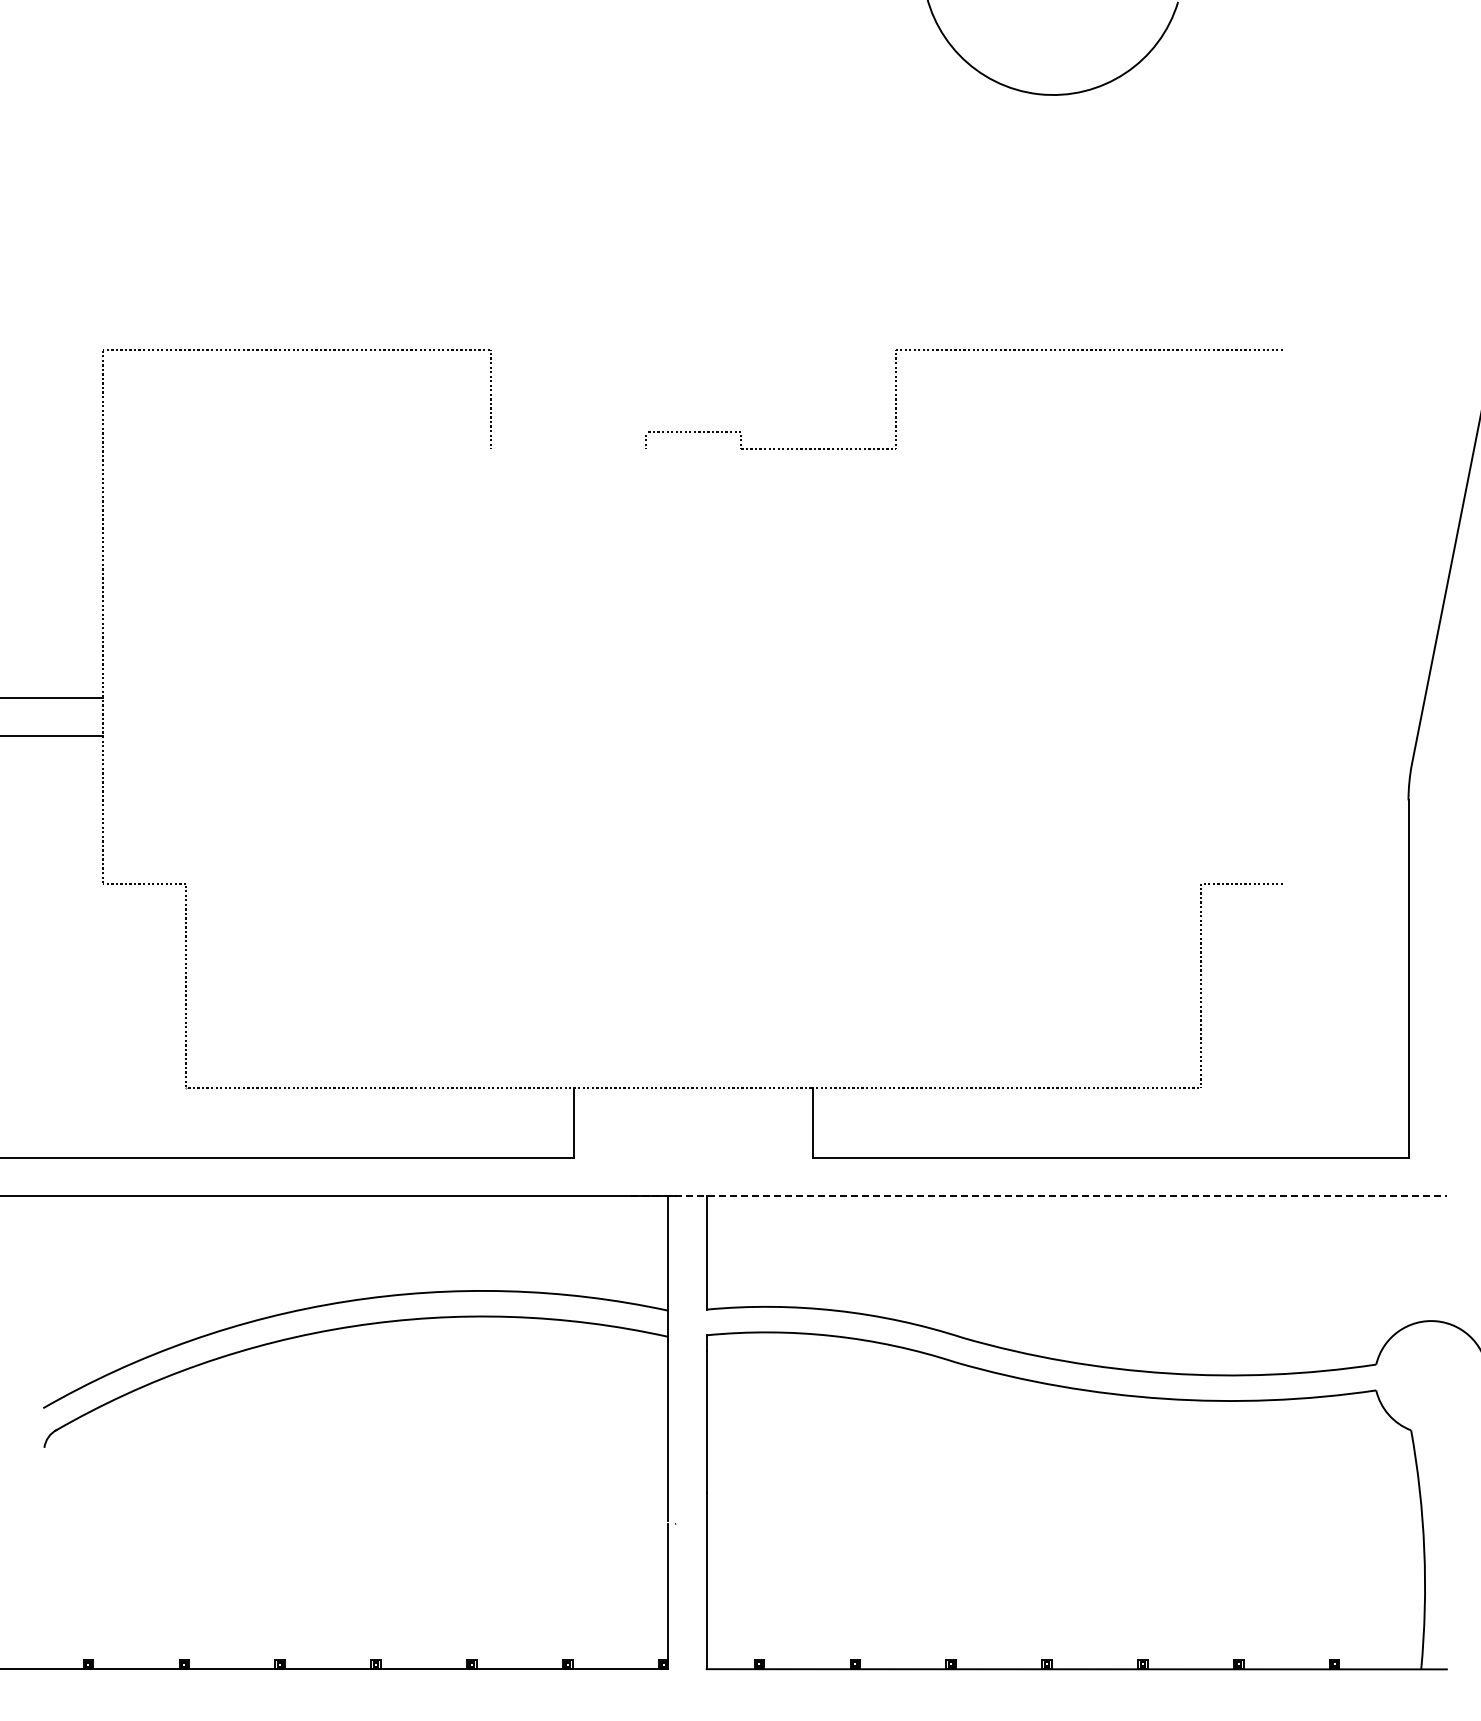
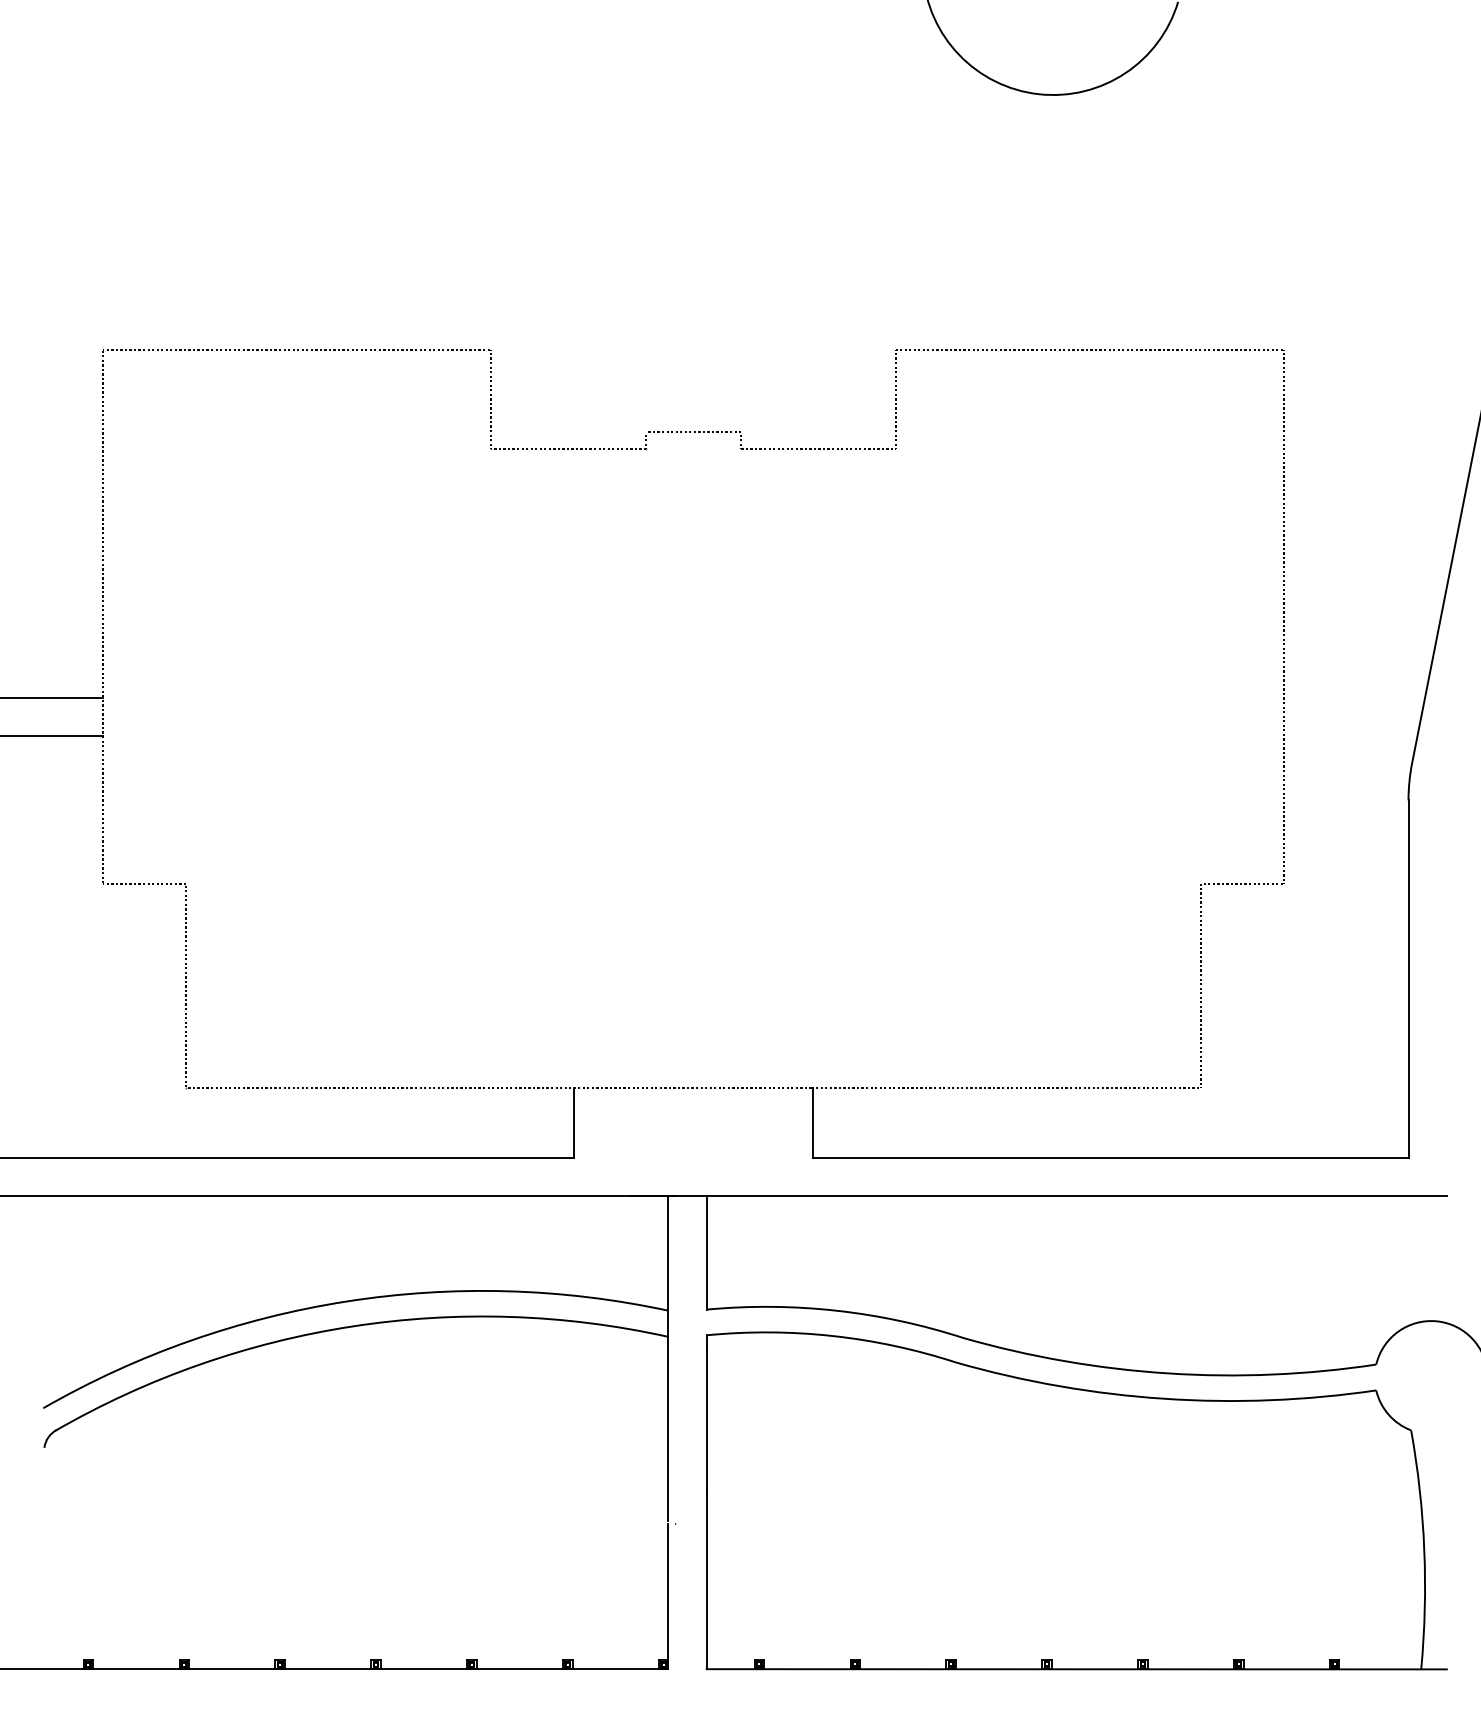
line: none -> present (568, 449)
line: none -> present (1283, 616)
line: dashed -> solid (1039, 1196)
